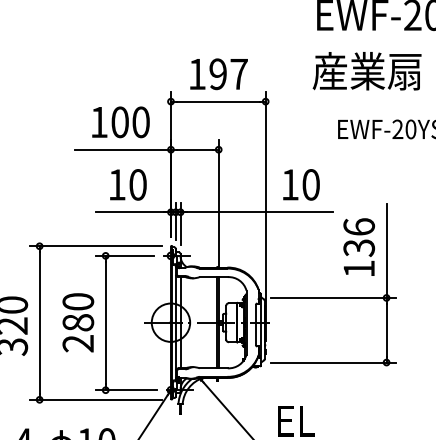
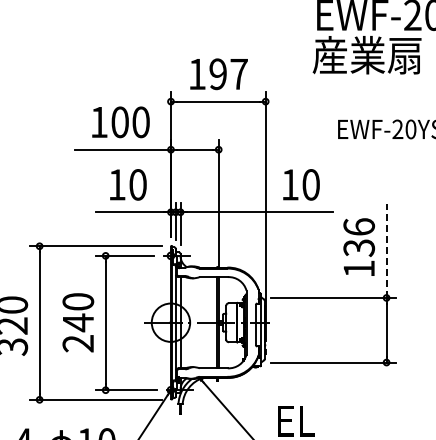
text position: (366, 71) -> (366, 55) (366, 55)
line: solid -> dashed (386, 250)
text: 280 -> 240 (78, 322)
